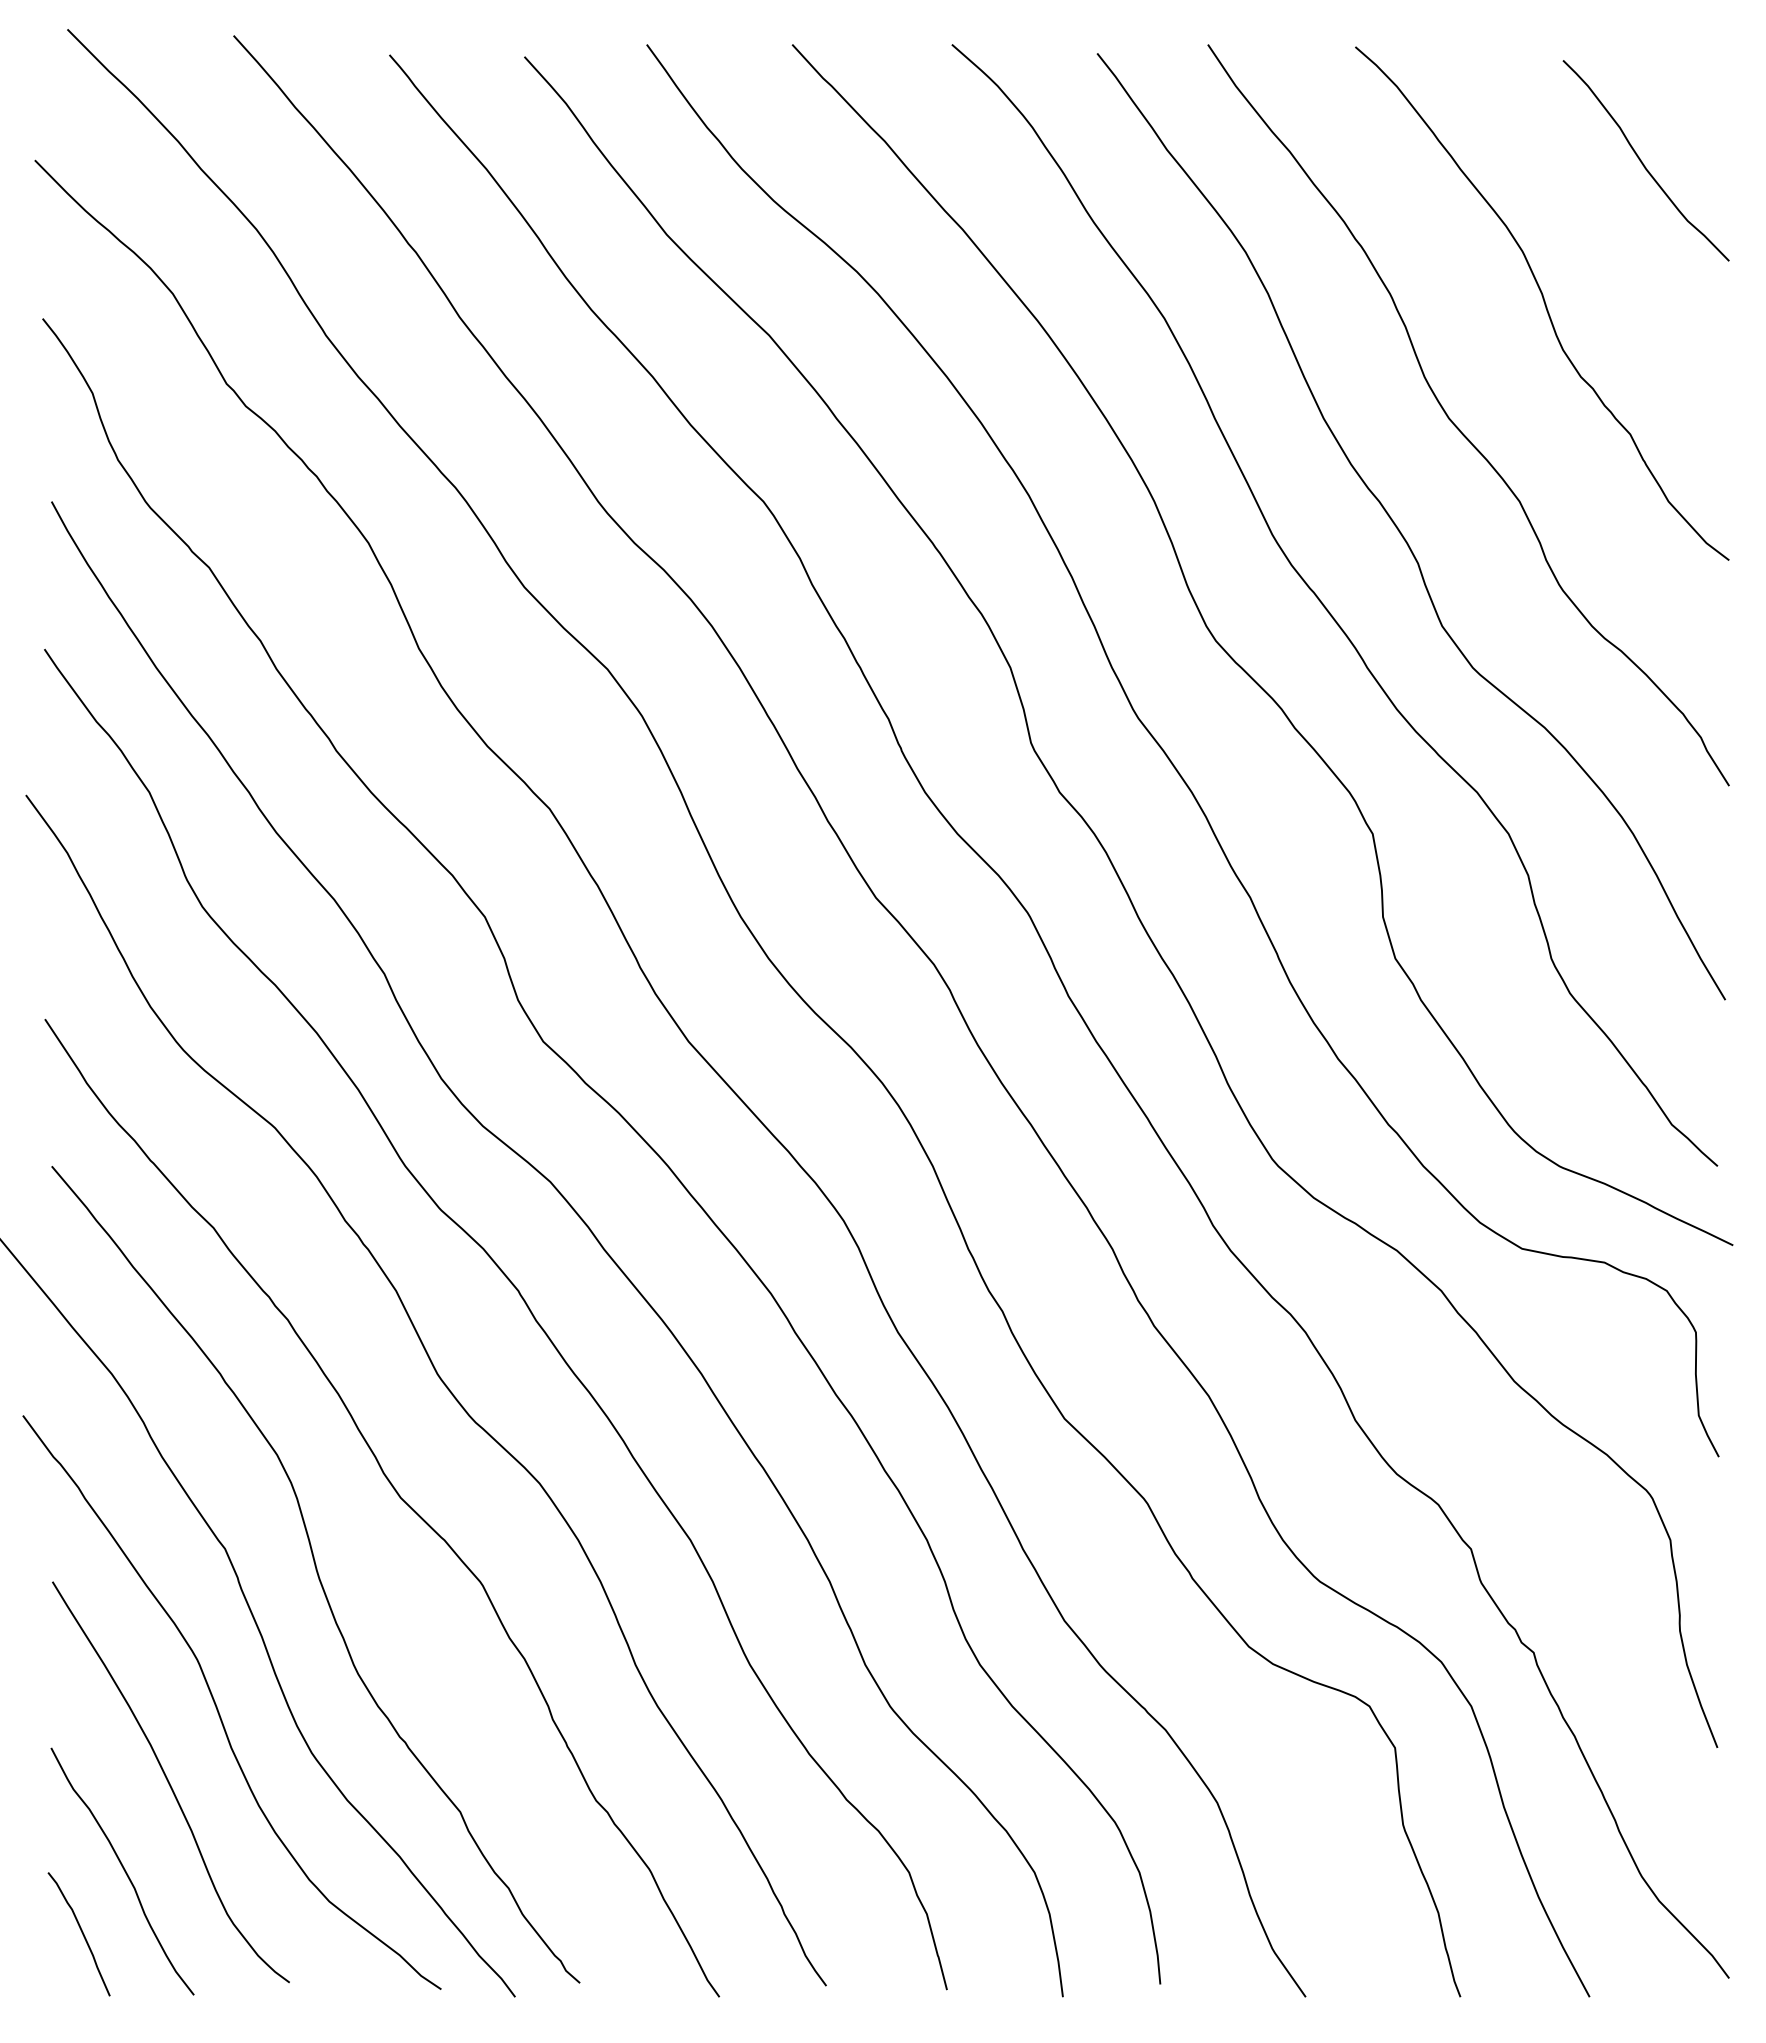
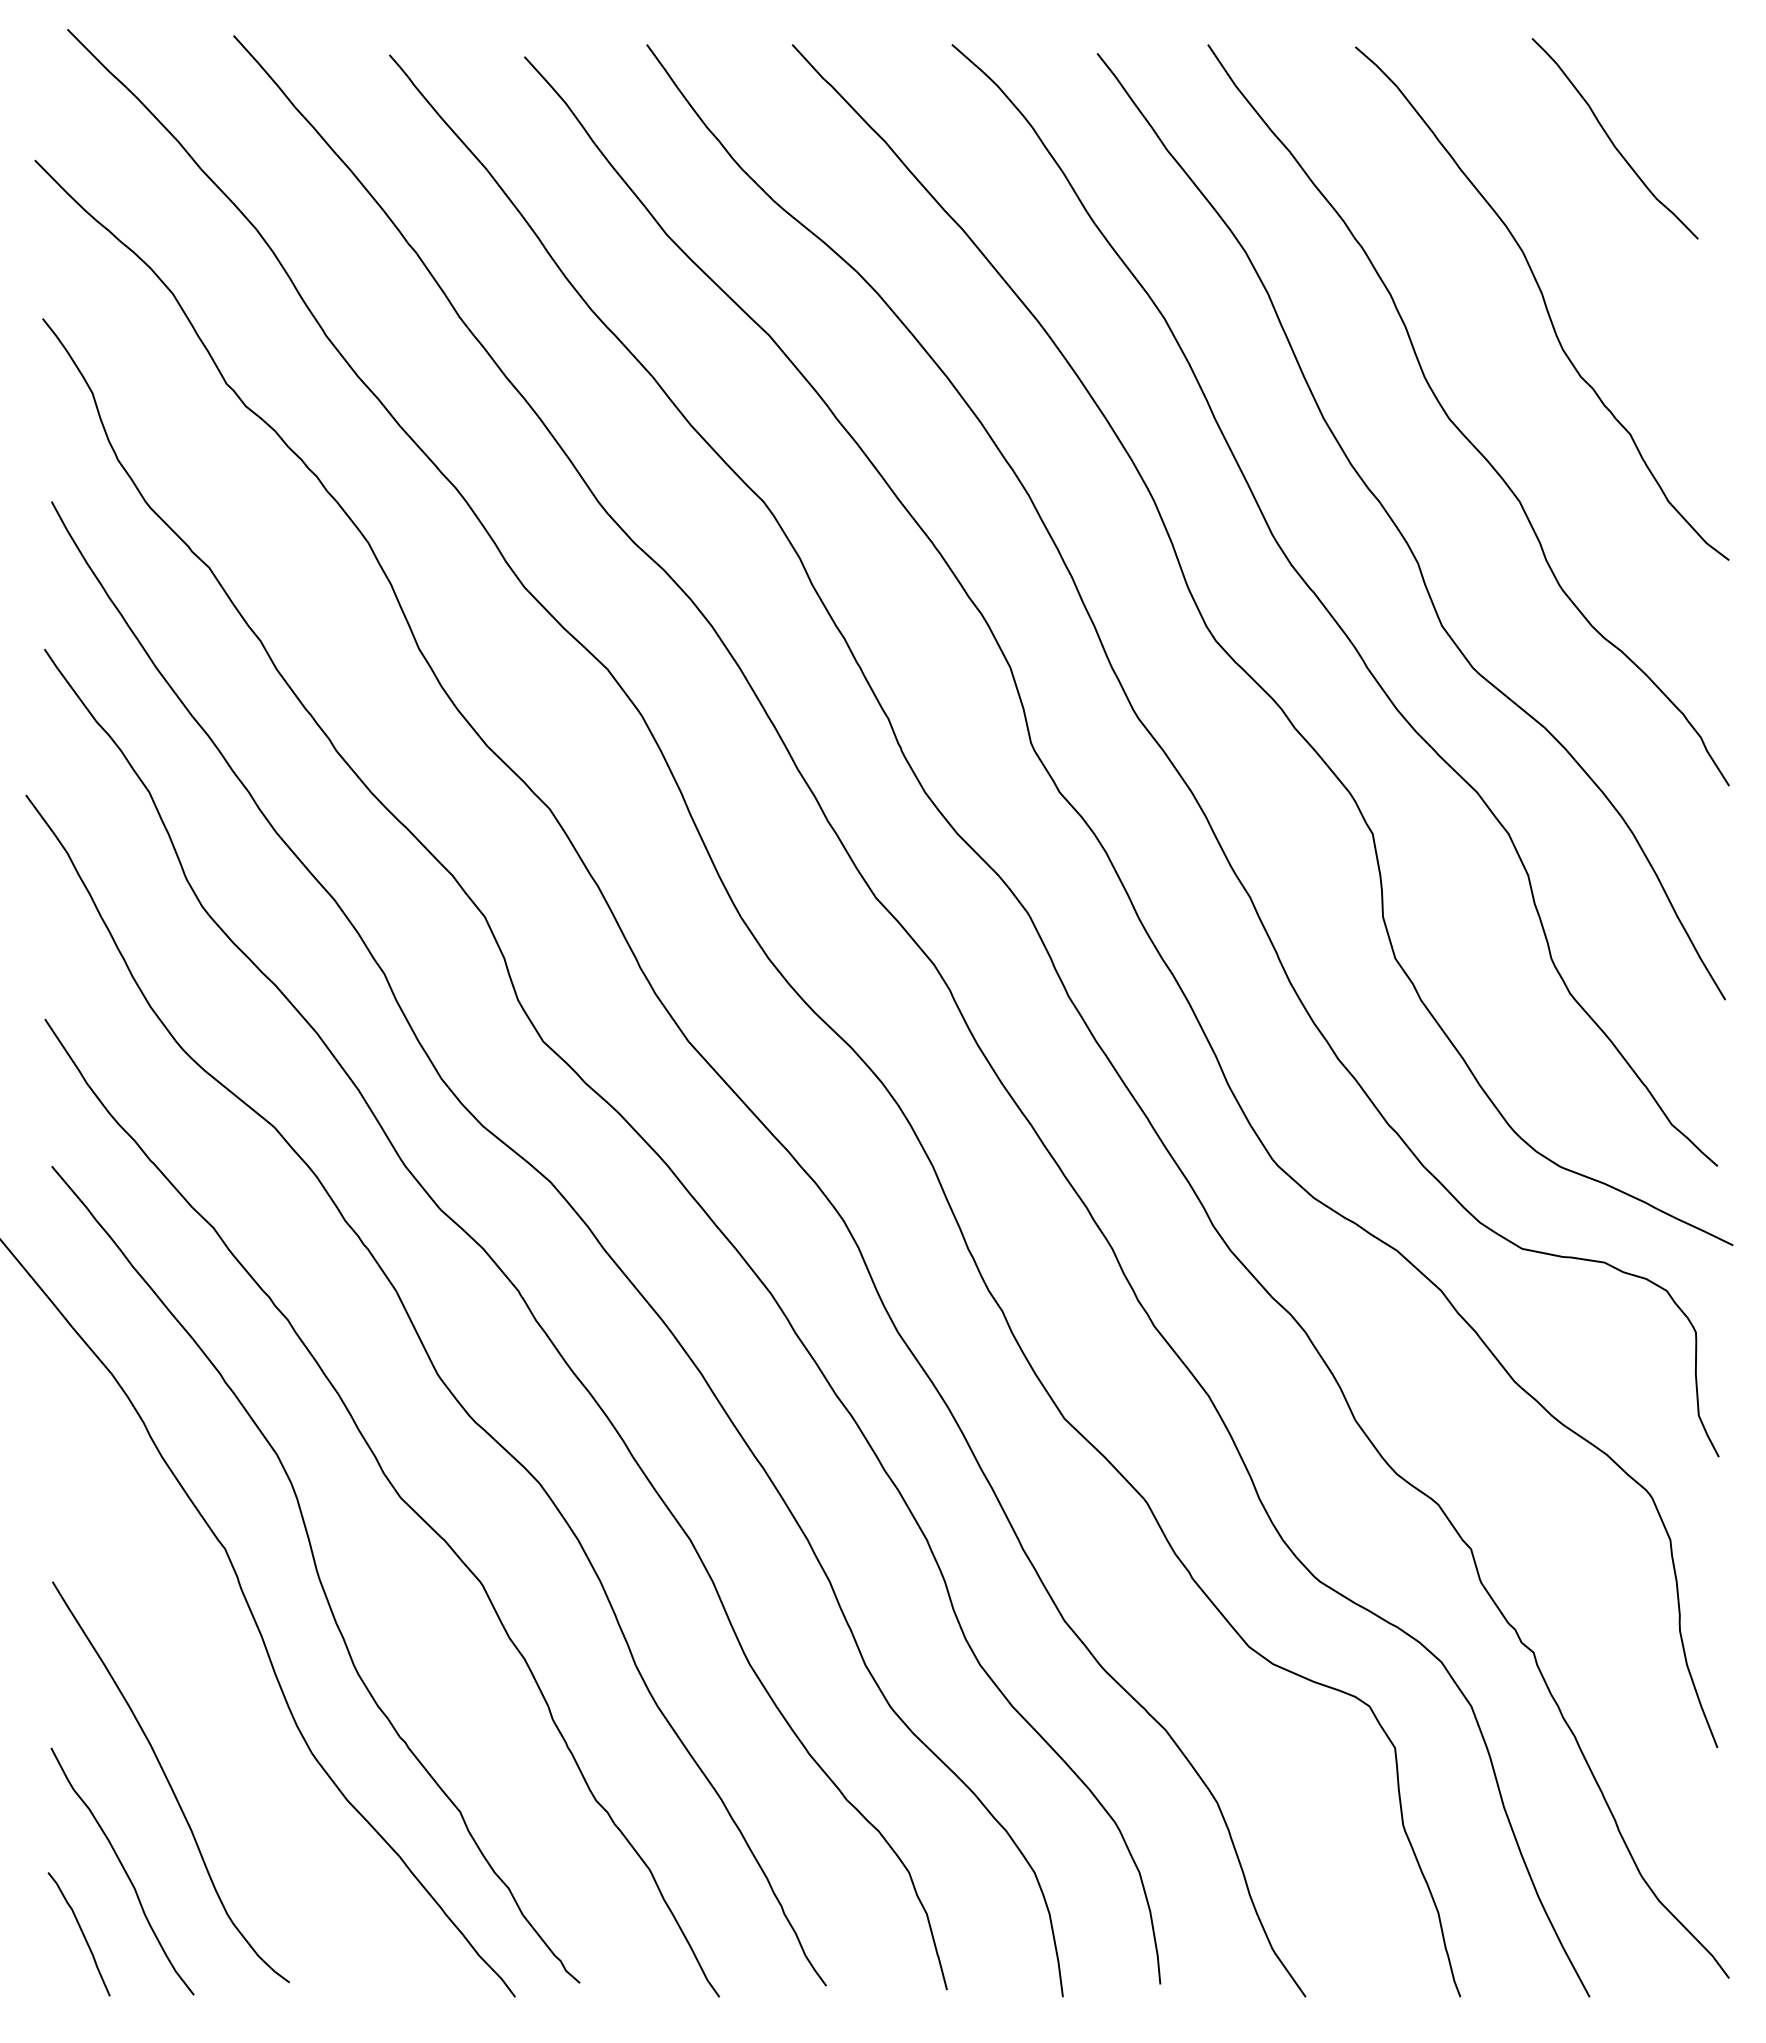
curve position: (1642, 161) -> (1611, 139) (1611, 139)
curve: present -> none (217, 1706)
